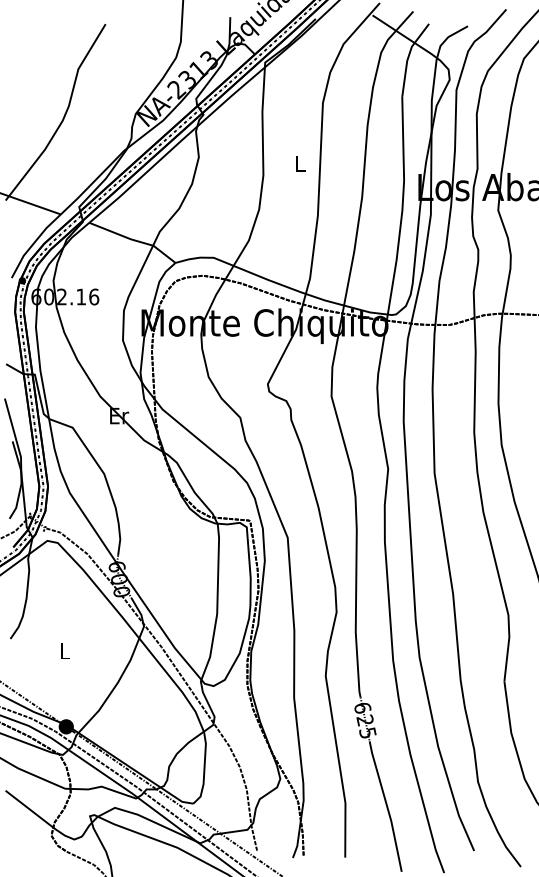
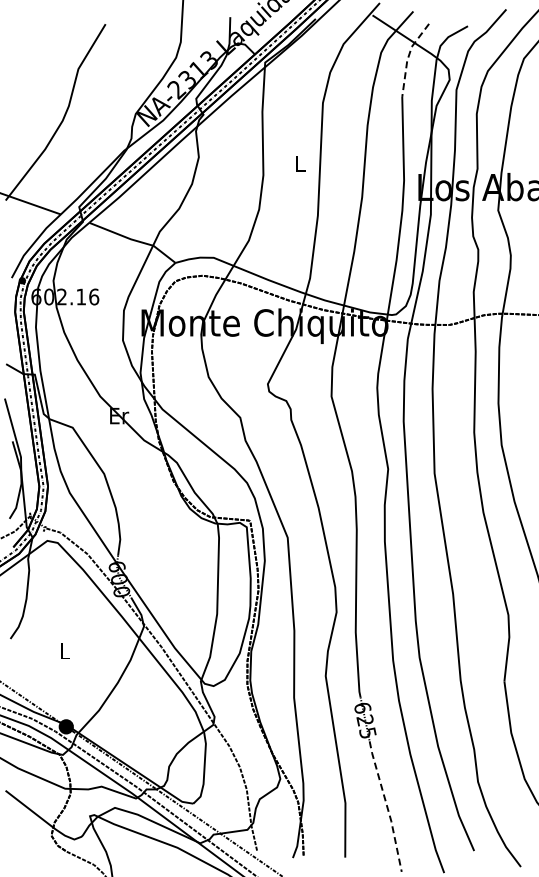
line: solid -> dashed (408, 58)
line: solid -> dashed (387, 806)
